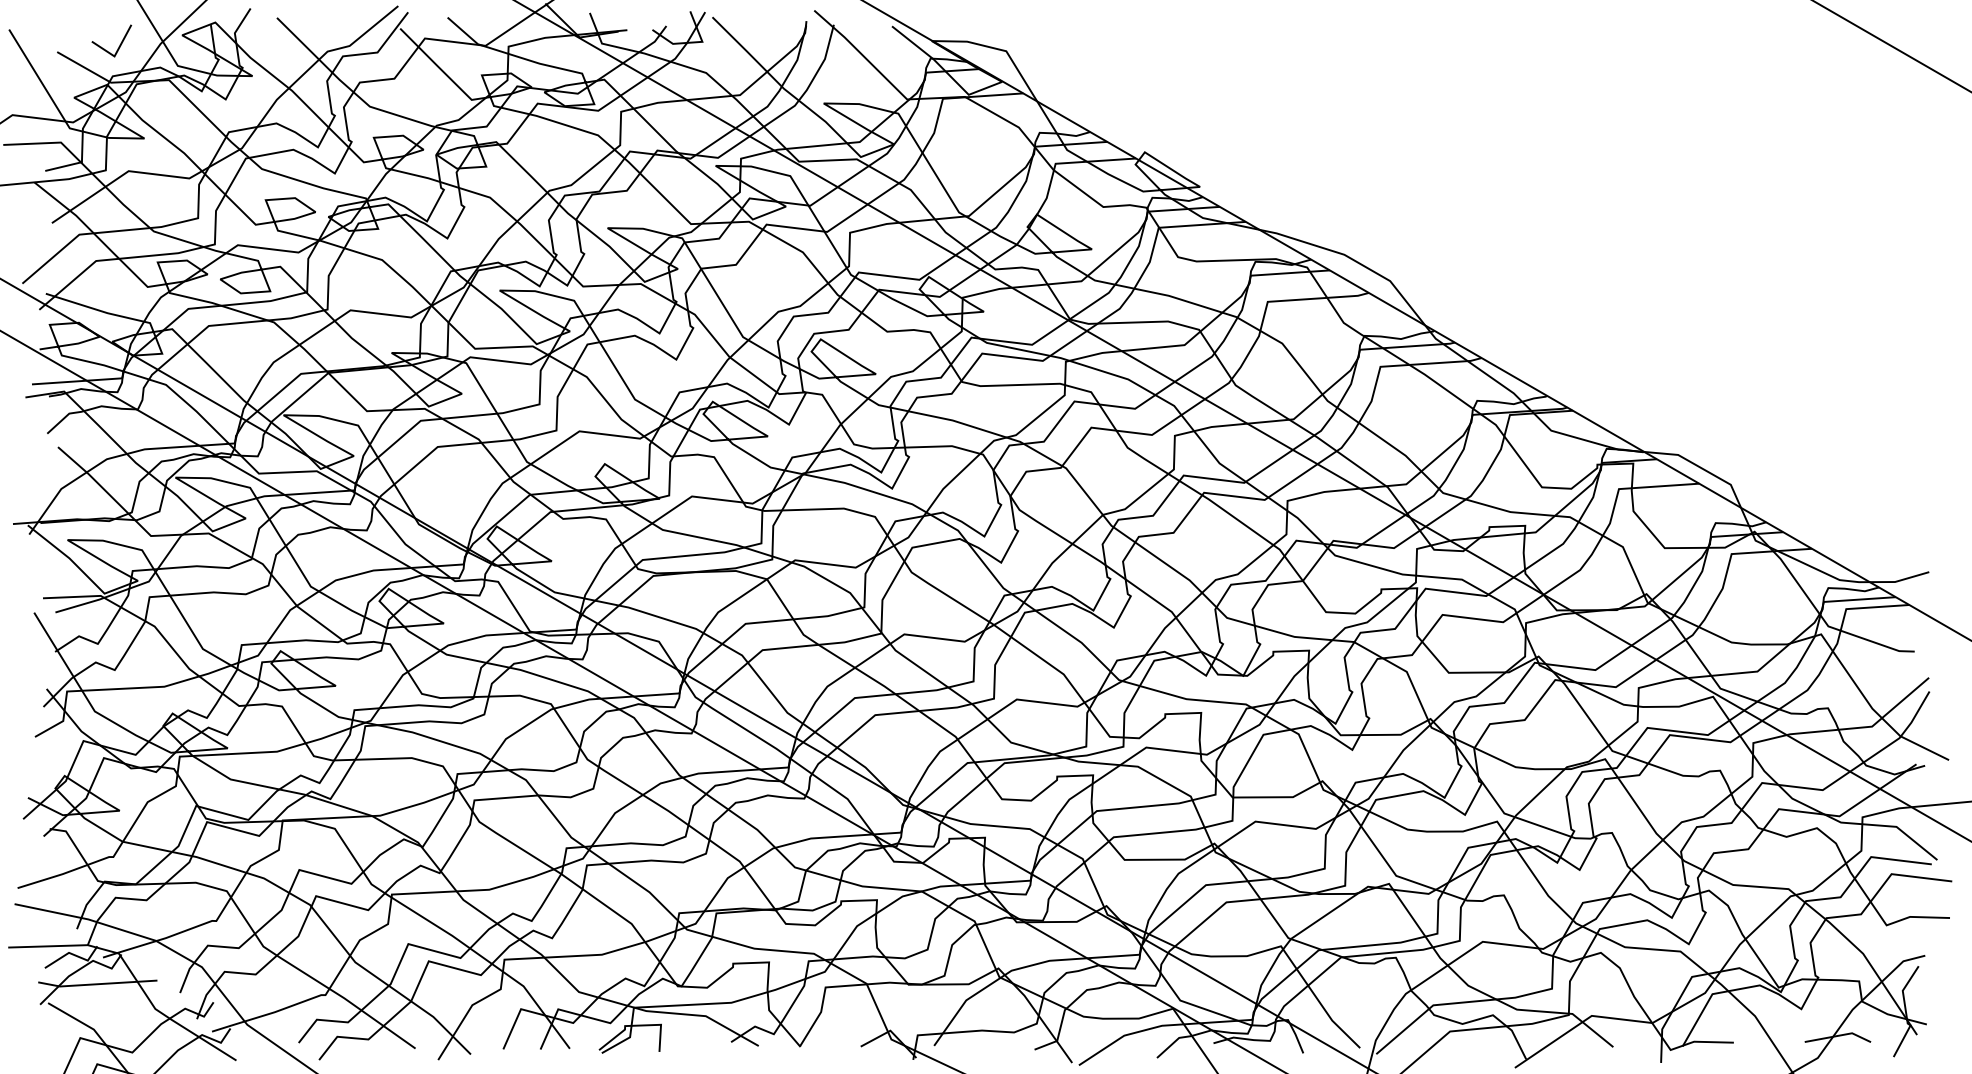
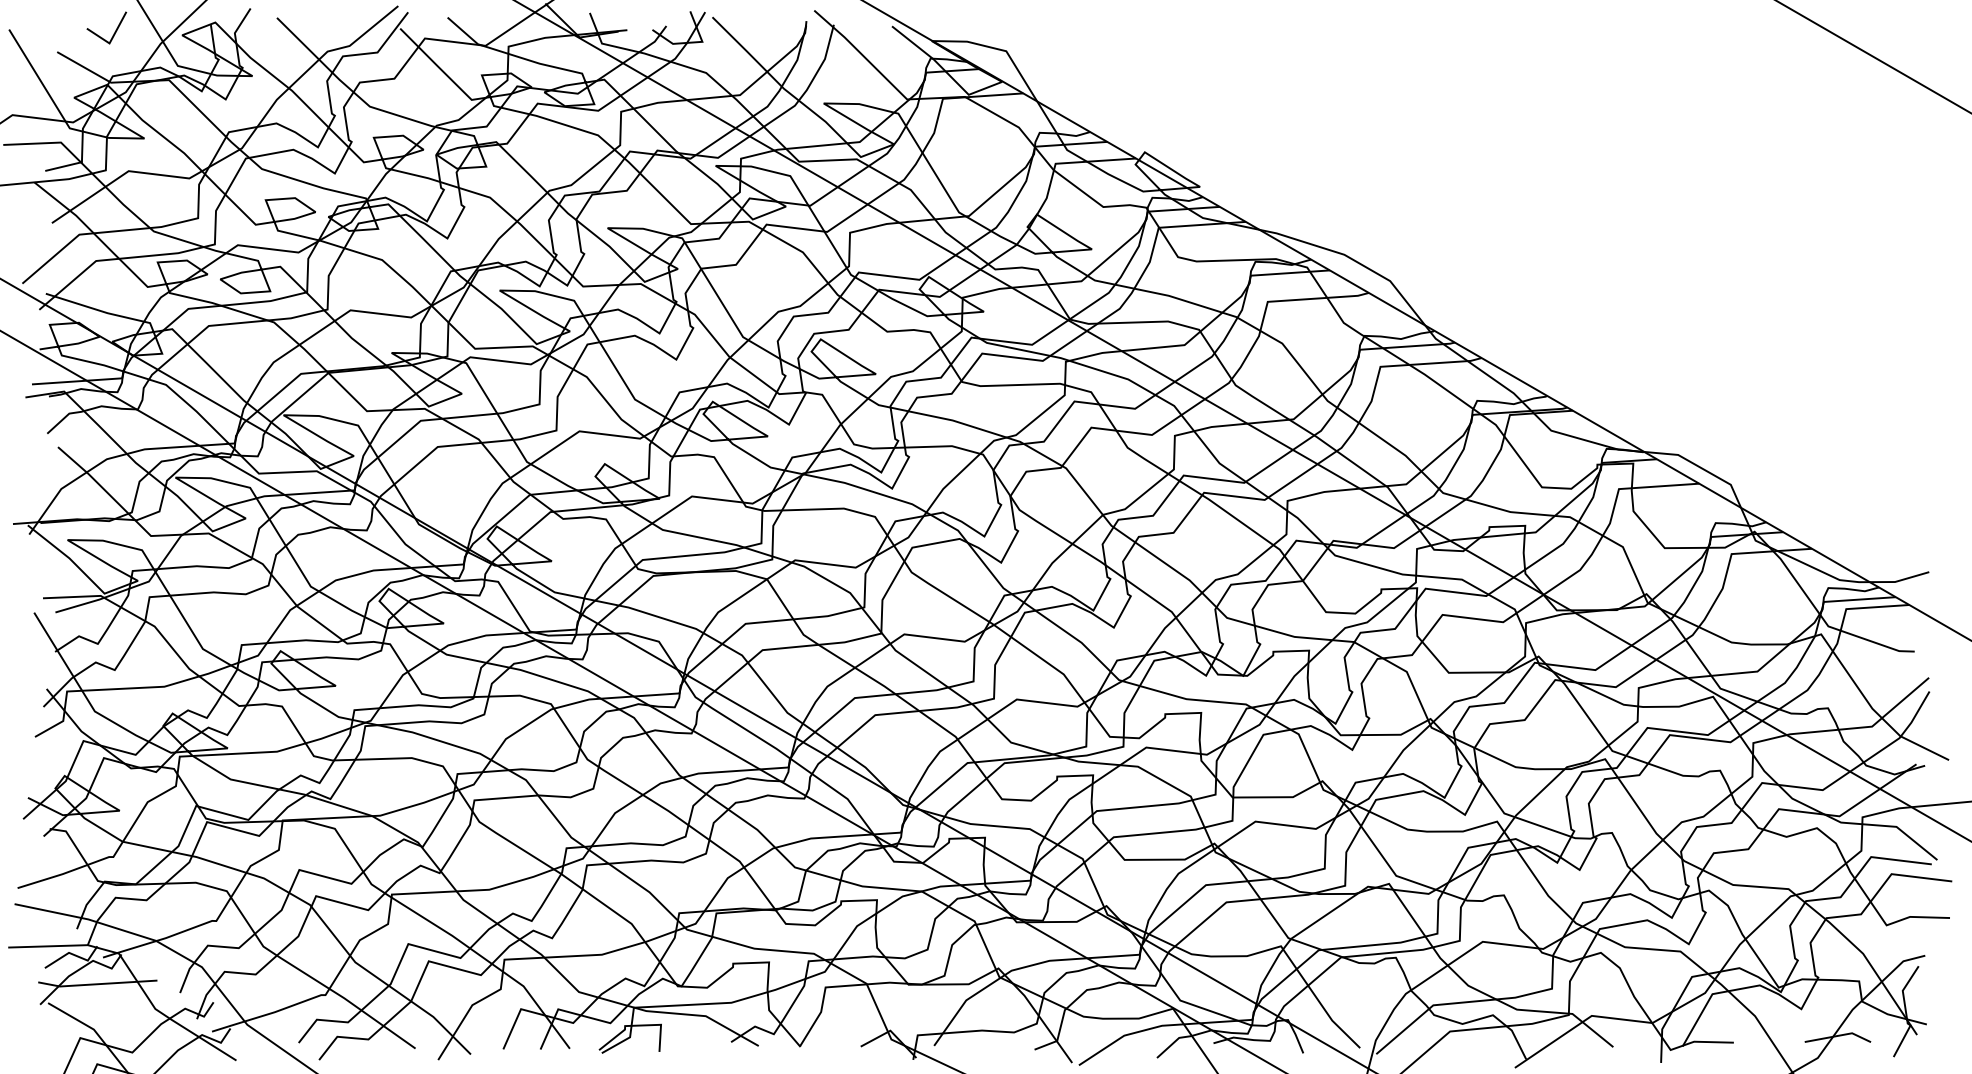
line position: (119, 44) -> (114, 31) (114, 31)
line position: (1891, 46) -> (1873, 56) (1873, 56)
